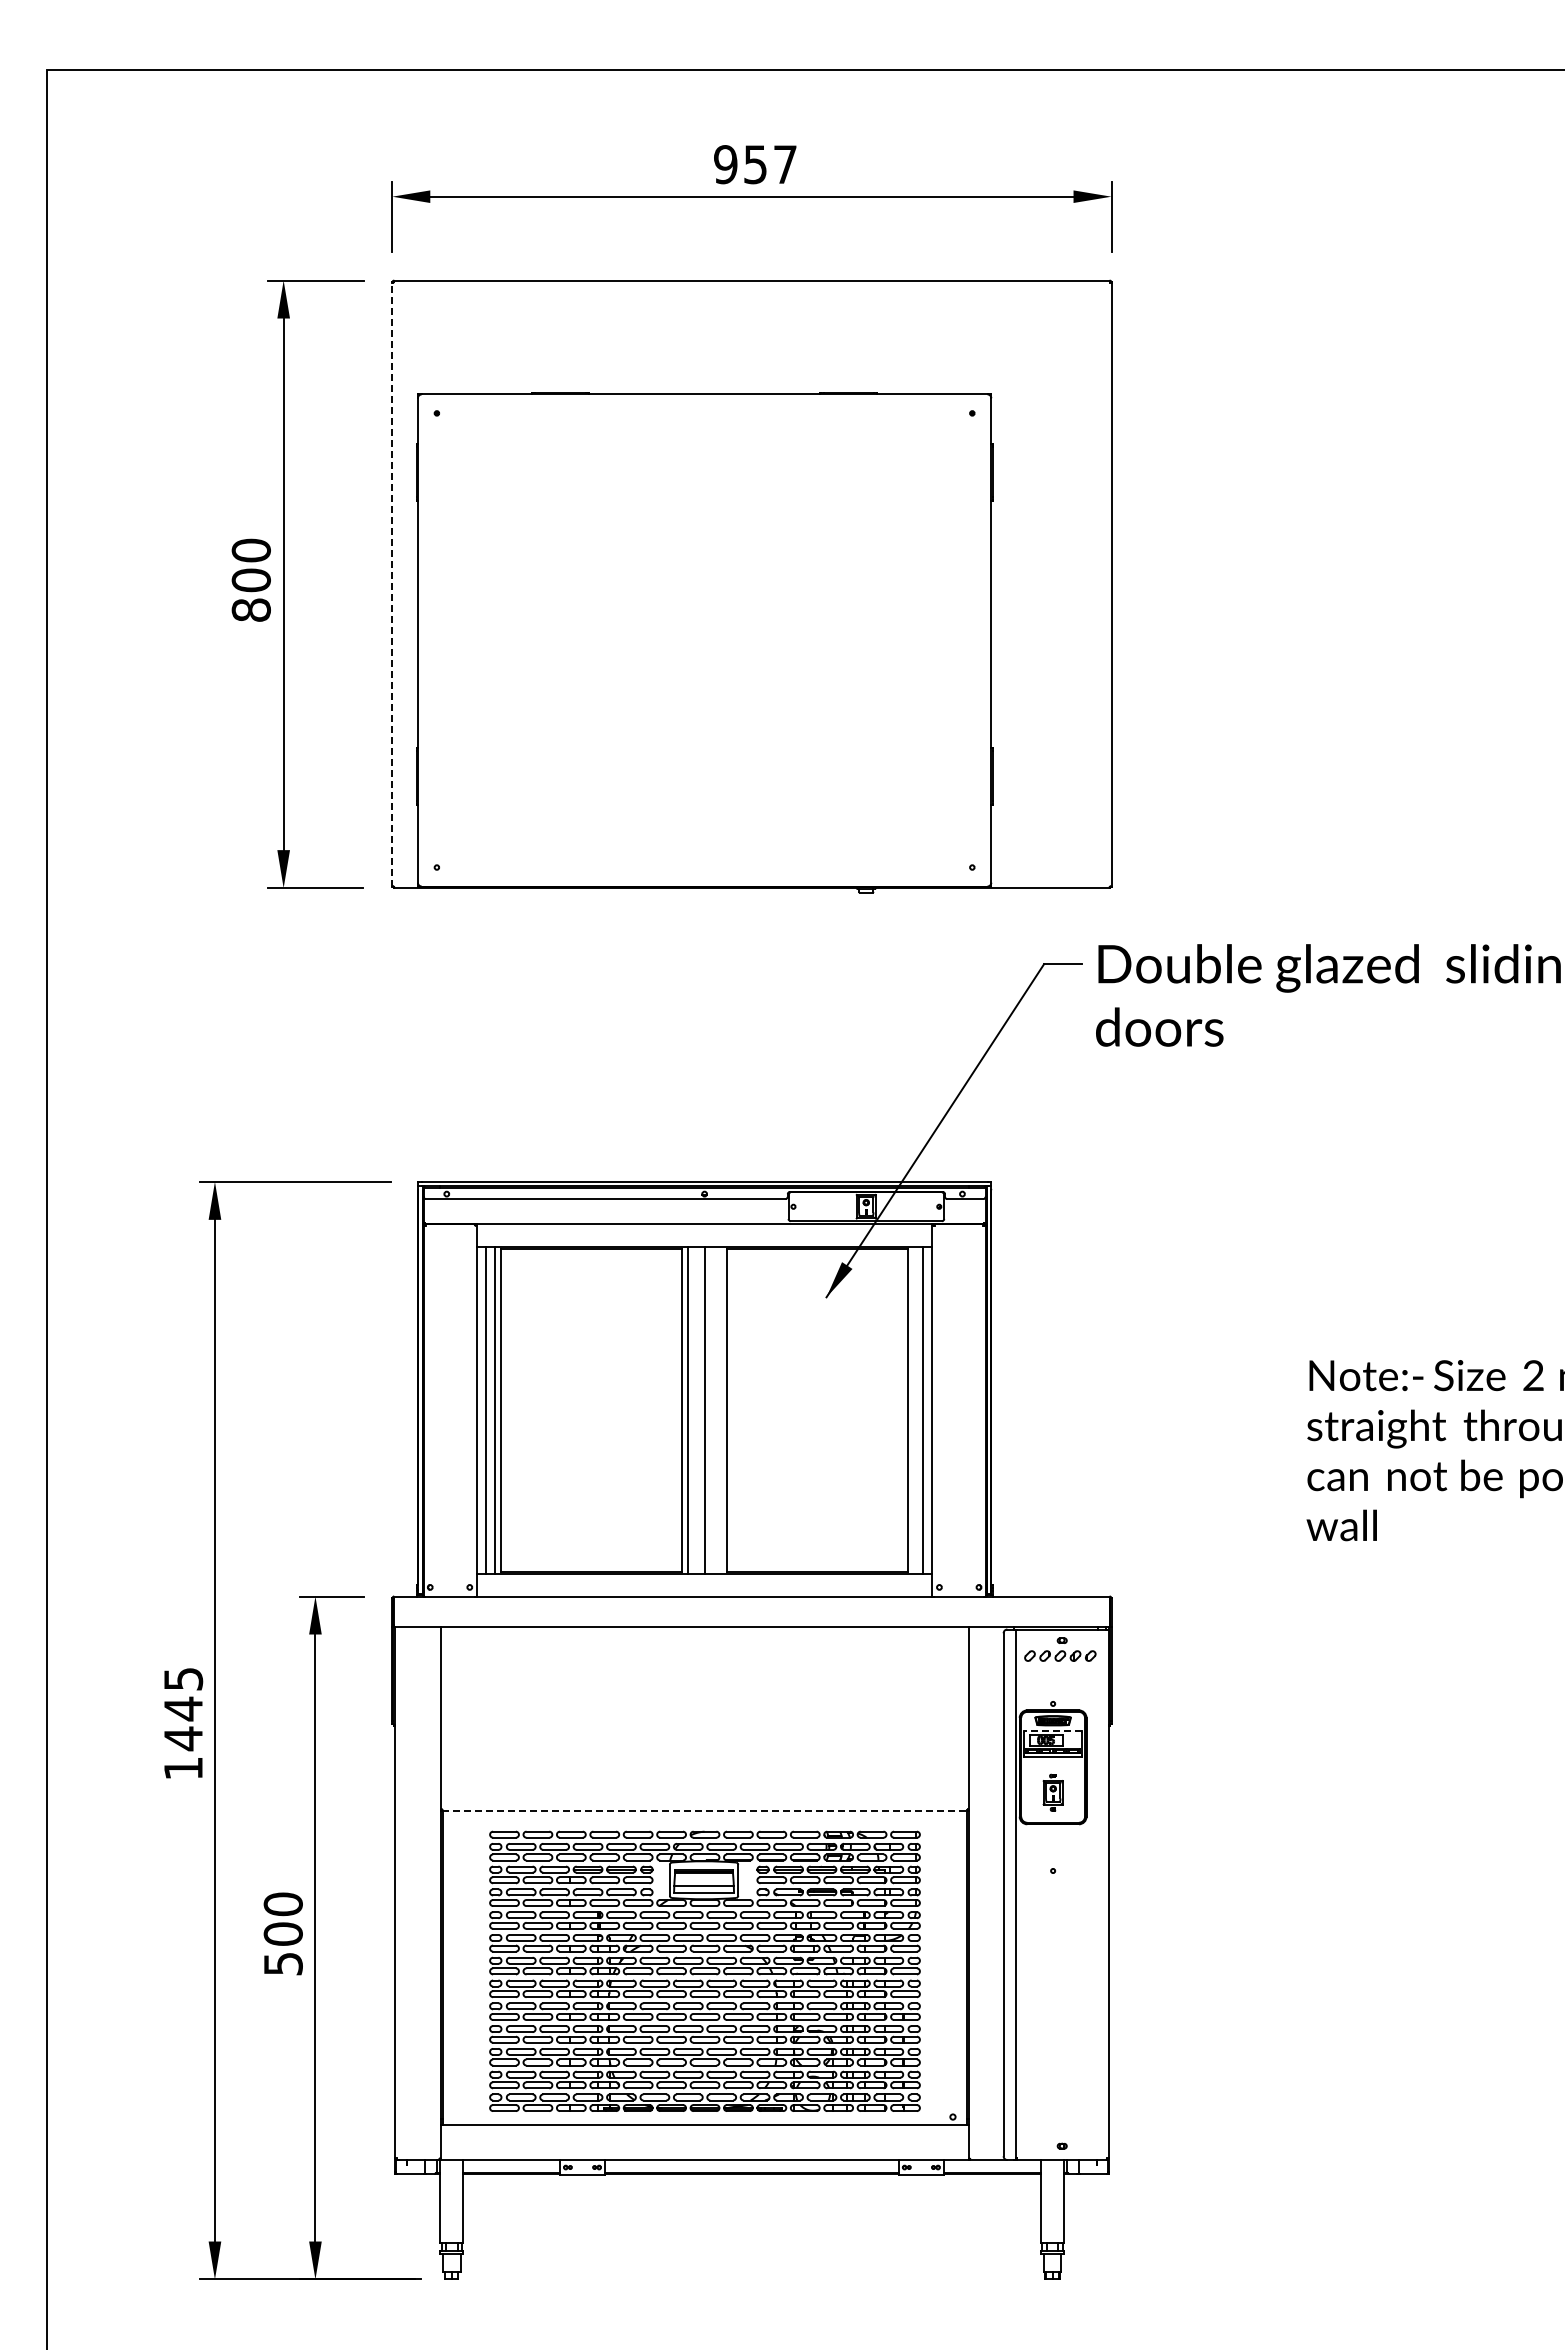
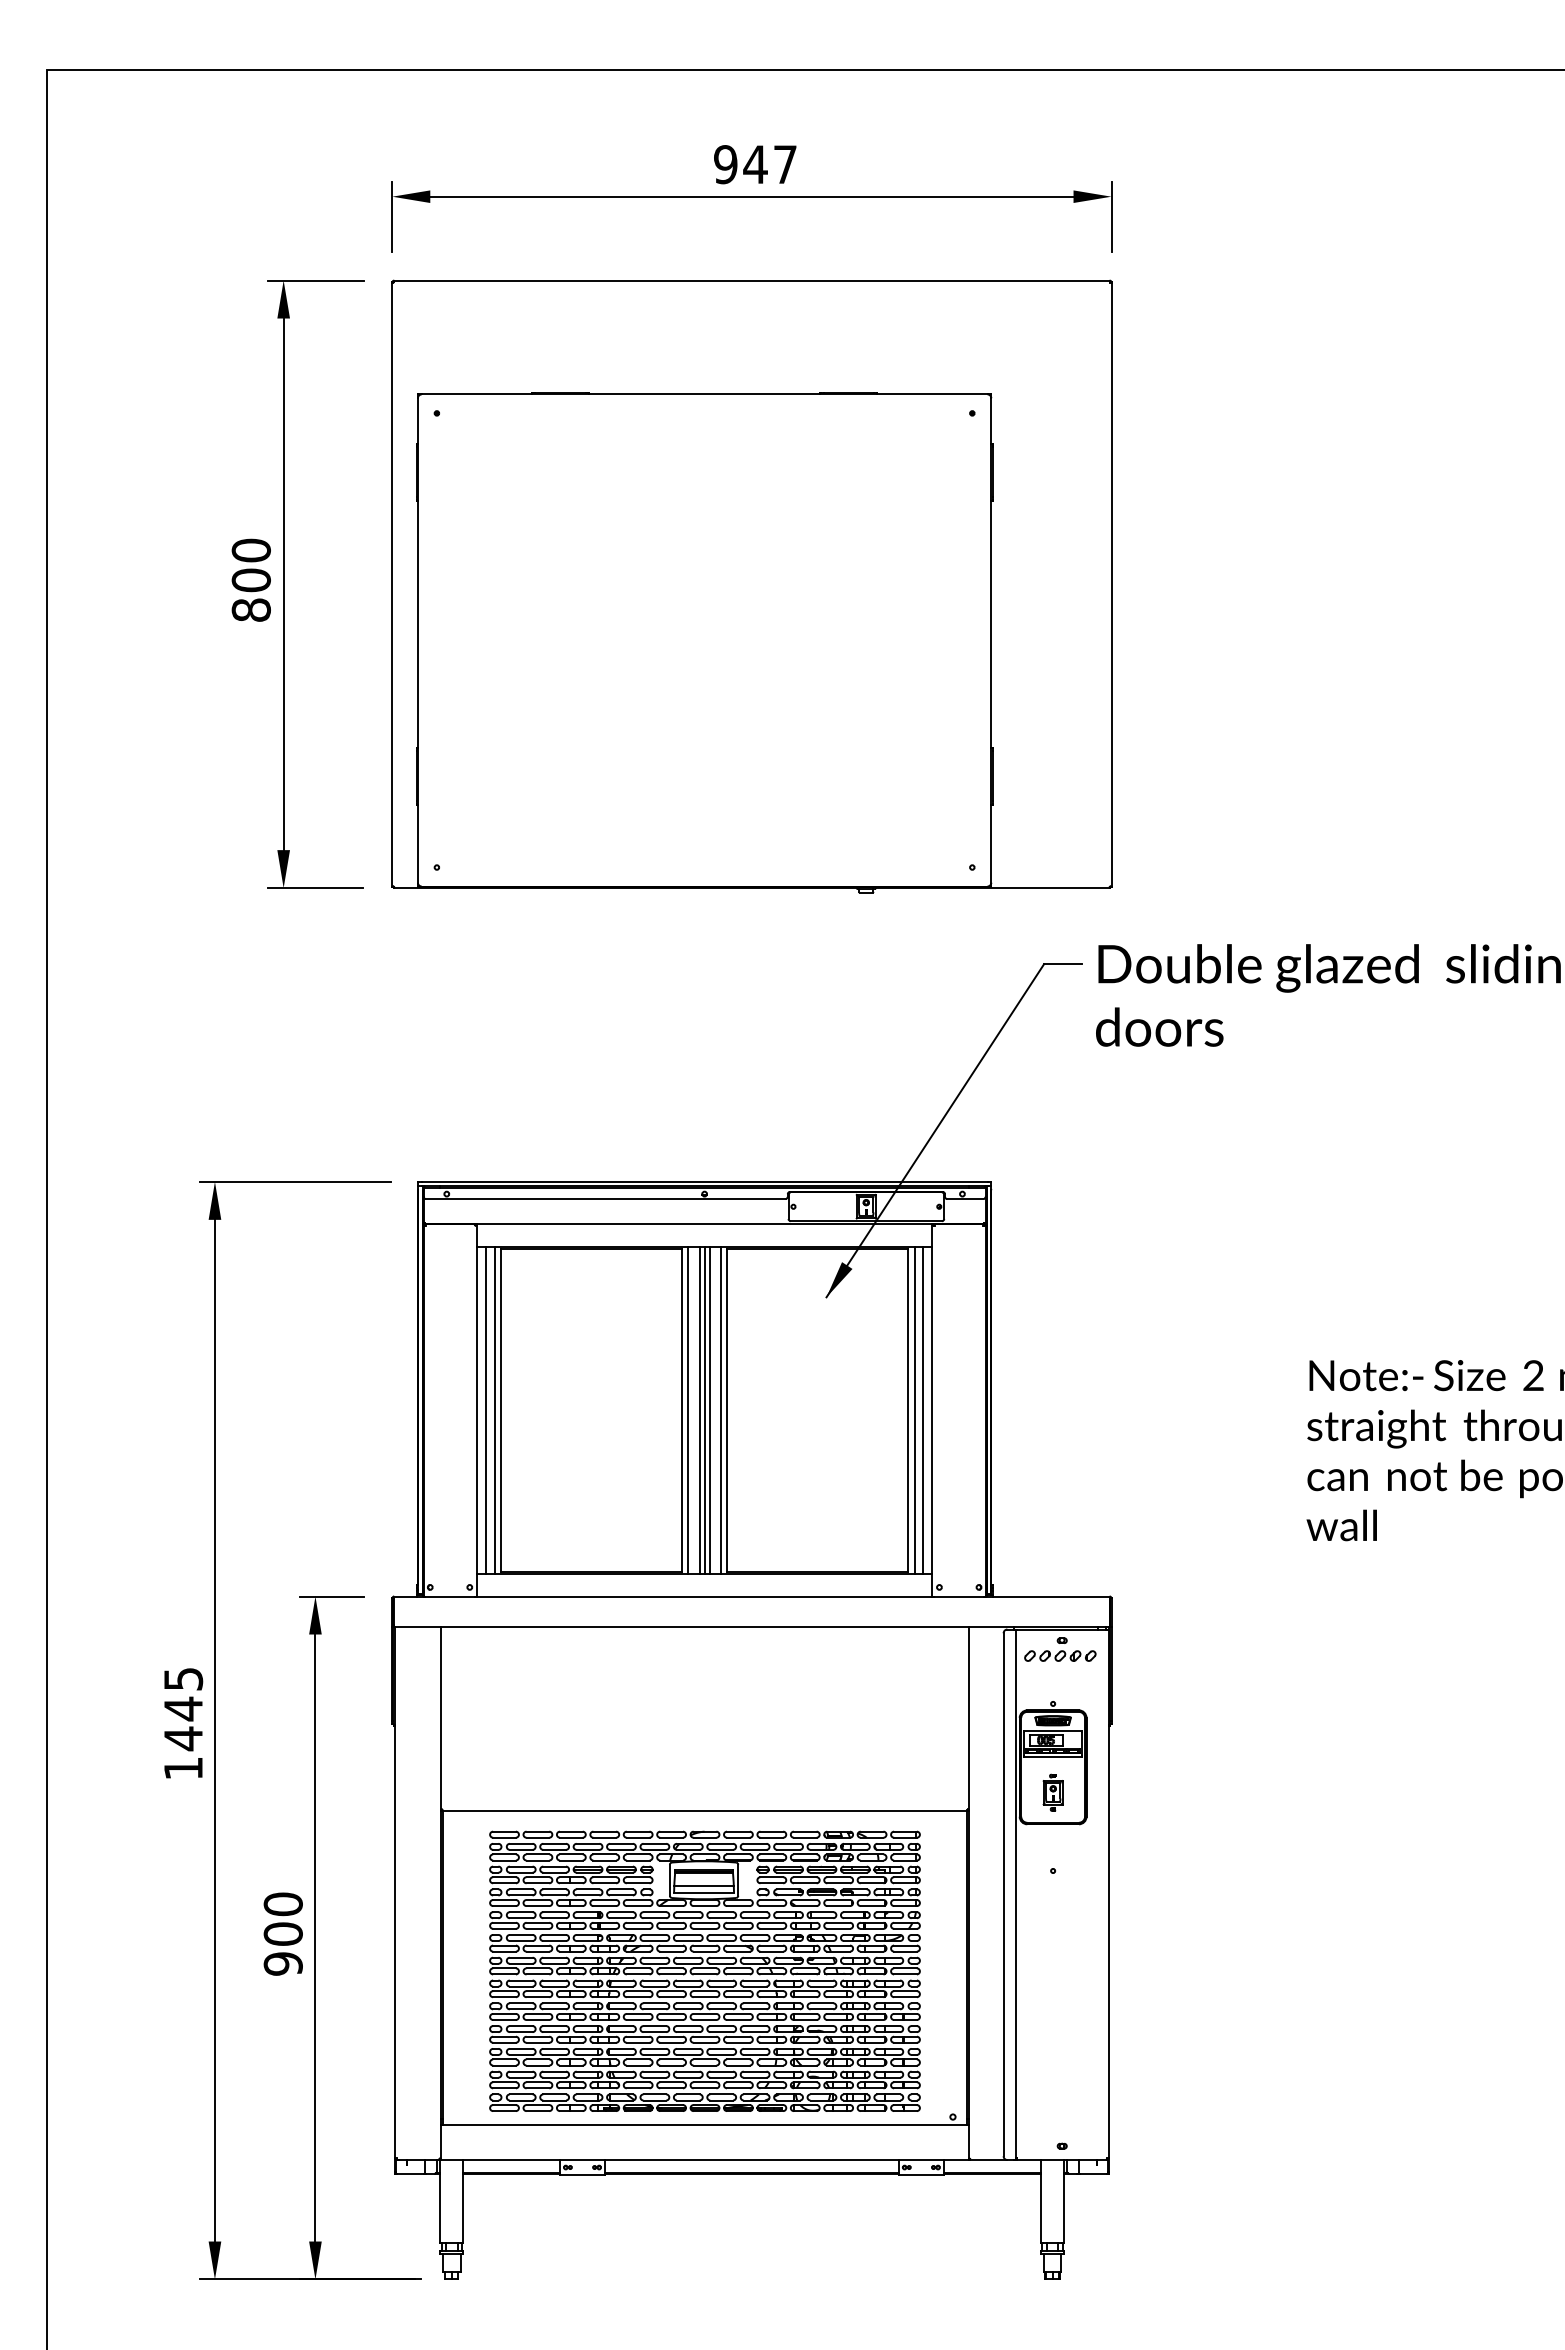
text: 957 -> 947 (755, 164)
line: dashed -> solid (392, 584)
line: none -> present (699, 1410)
line: none -> present (709, 1410)
line: none -> present (720, 1410)
line: none -> present (914, 1410)
line: dashed -> solid (1053, 1730)
line: dashed -> solid (704, 1810)
text: 500 -> 900 (282, 1963)
